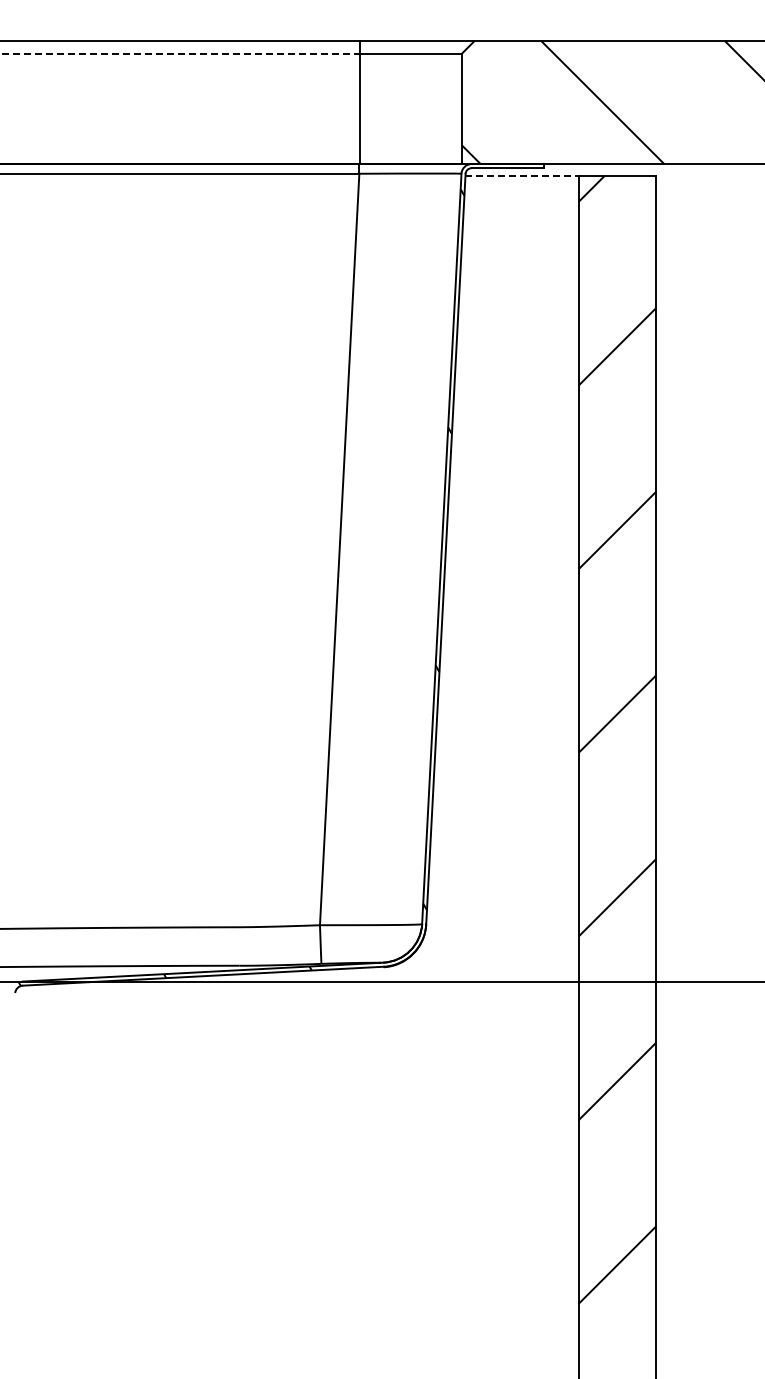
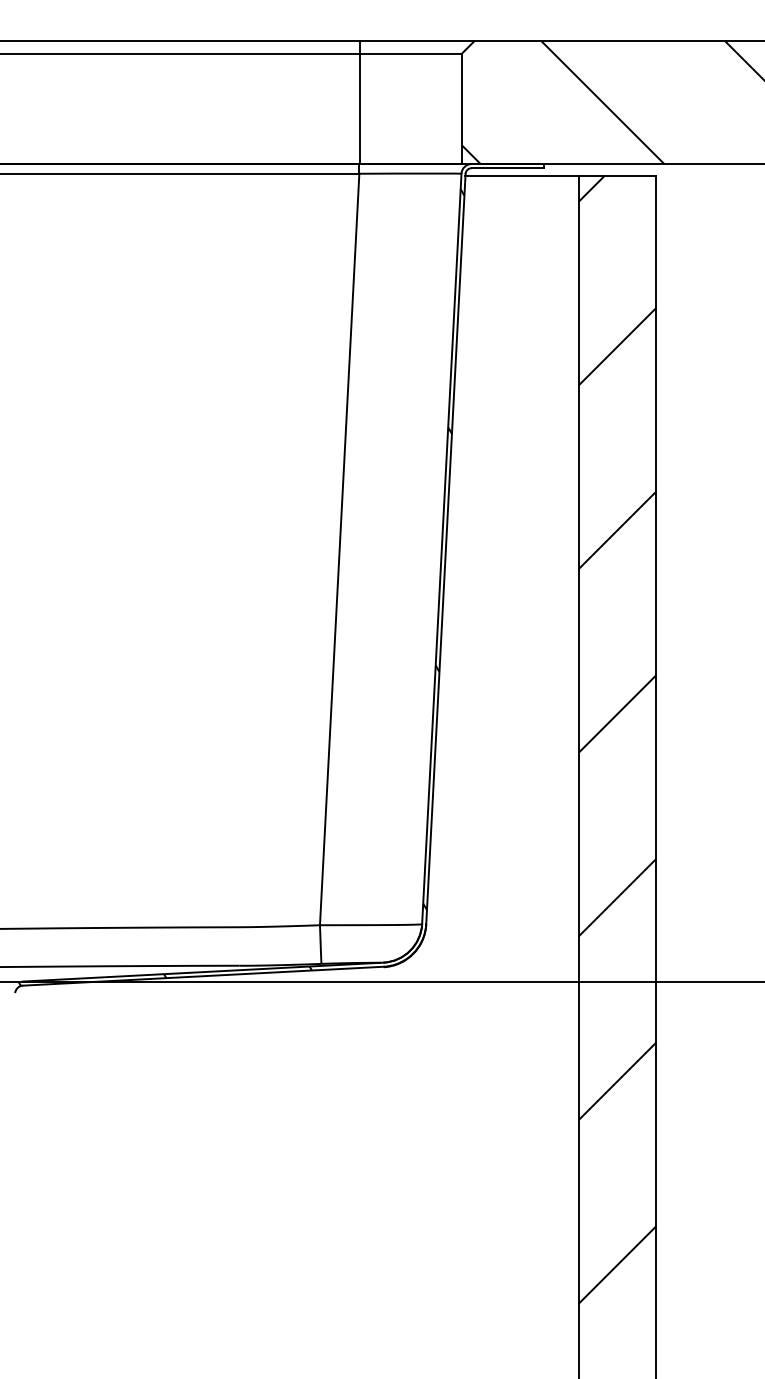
line: dashed -> solid (180, 53)
line: dashed -> solid (521, 176)
